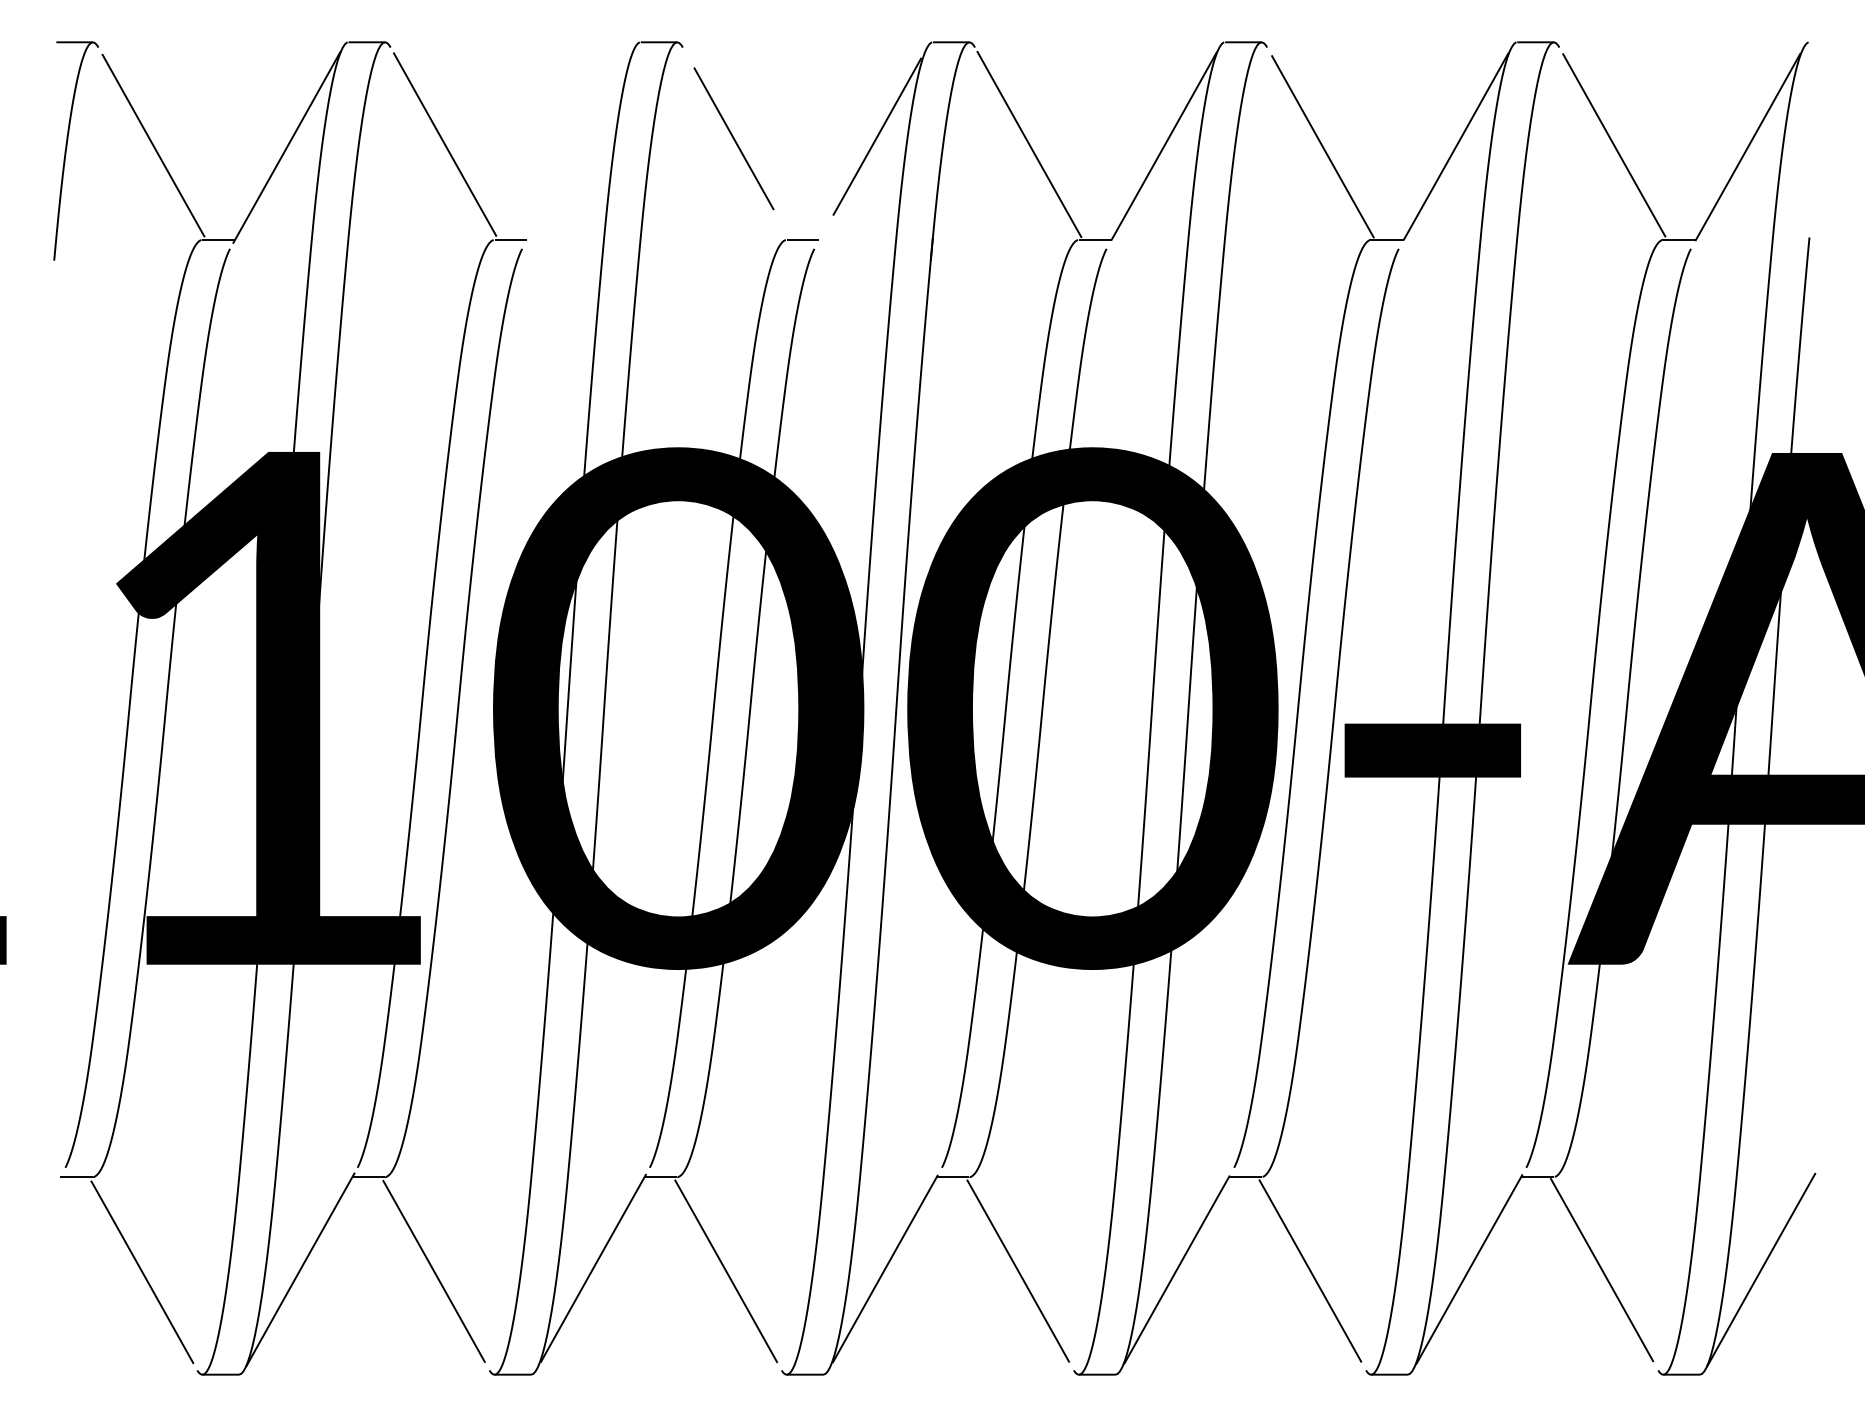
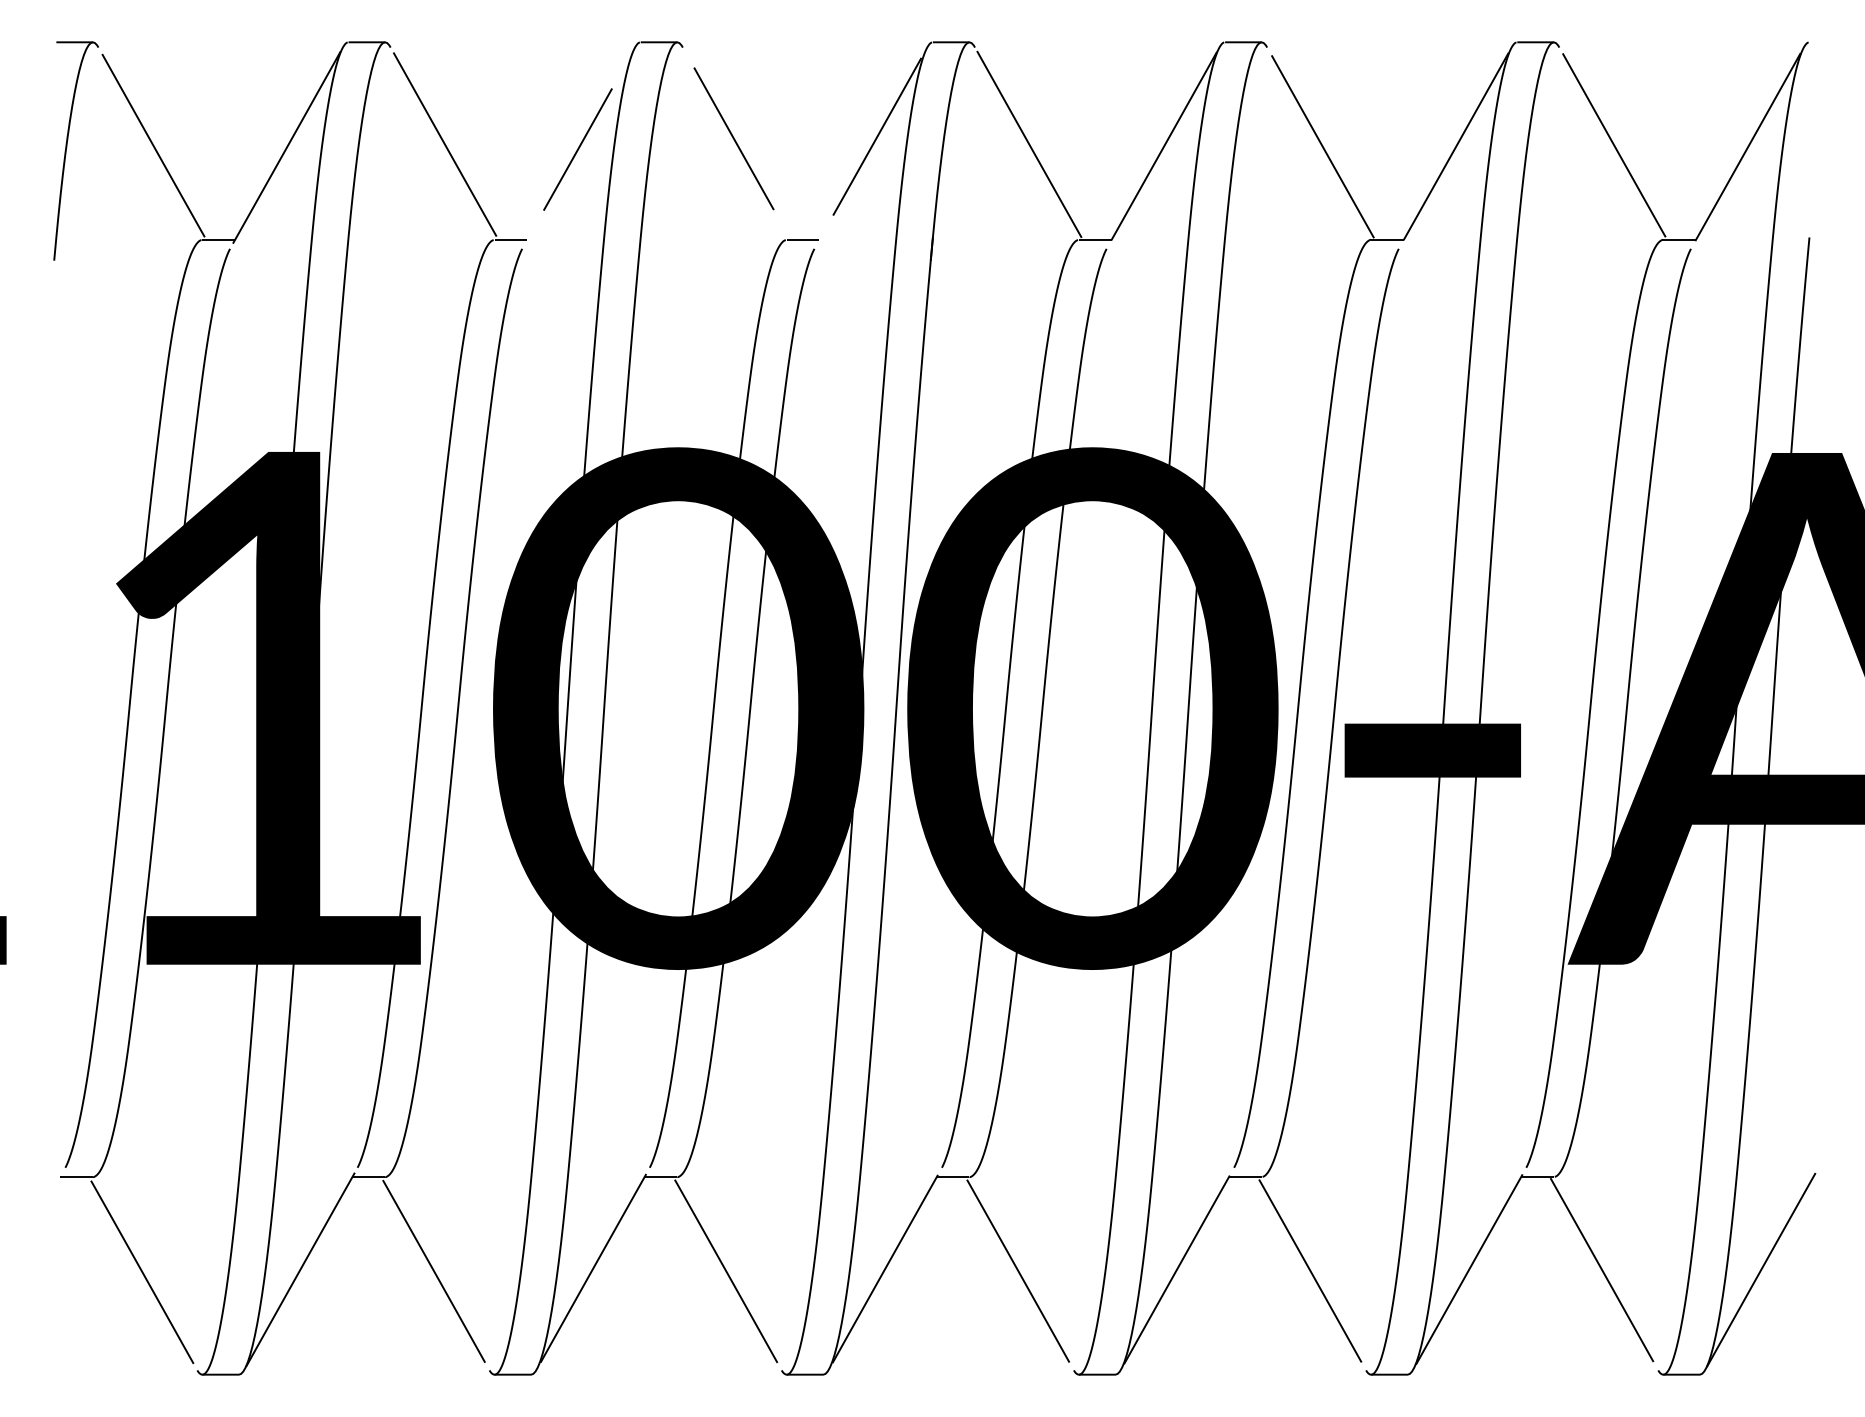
line: none -> present (577, 149)
